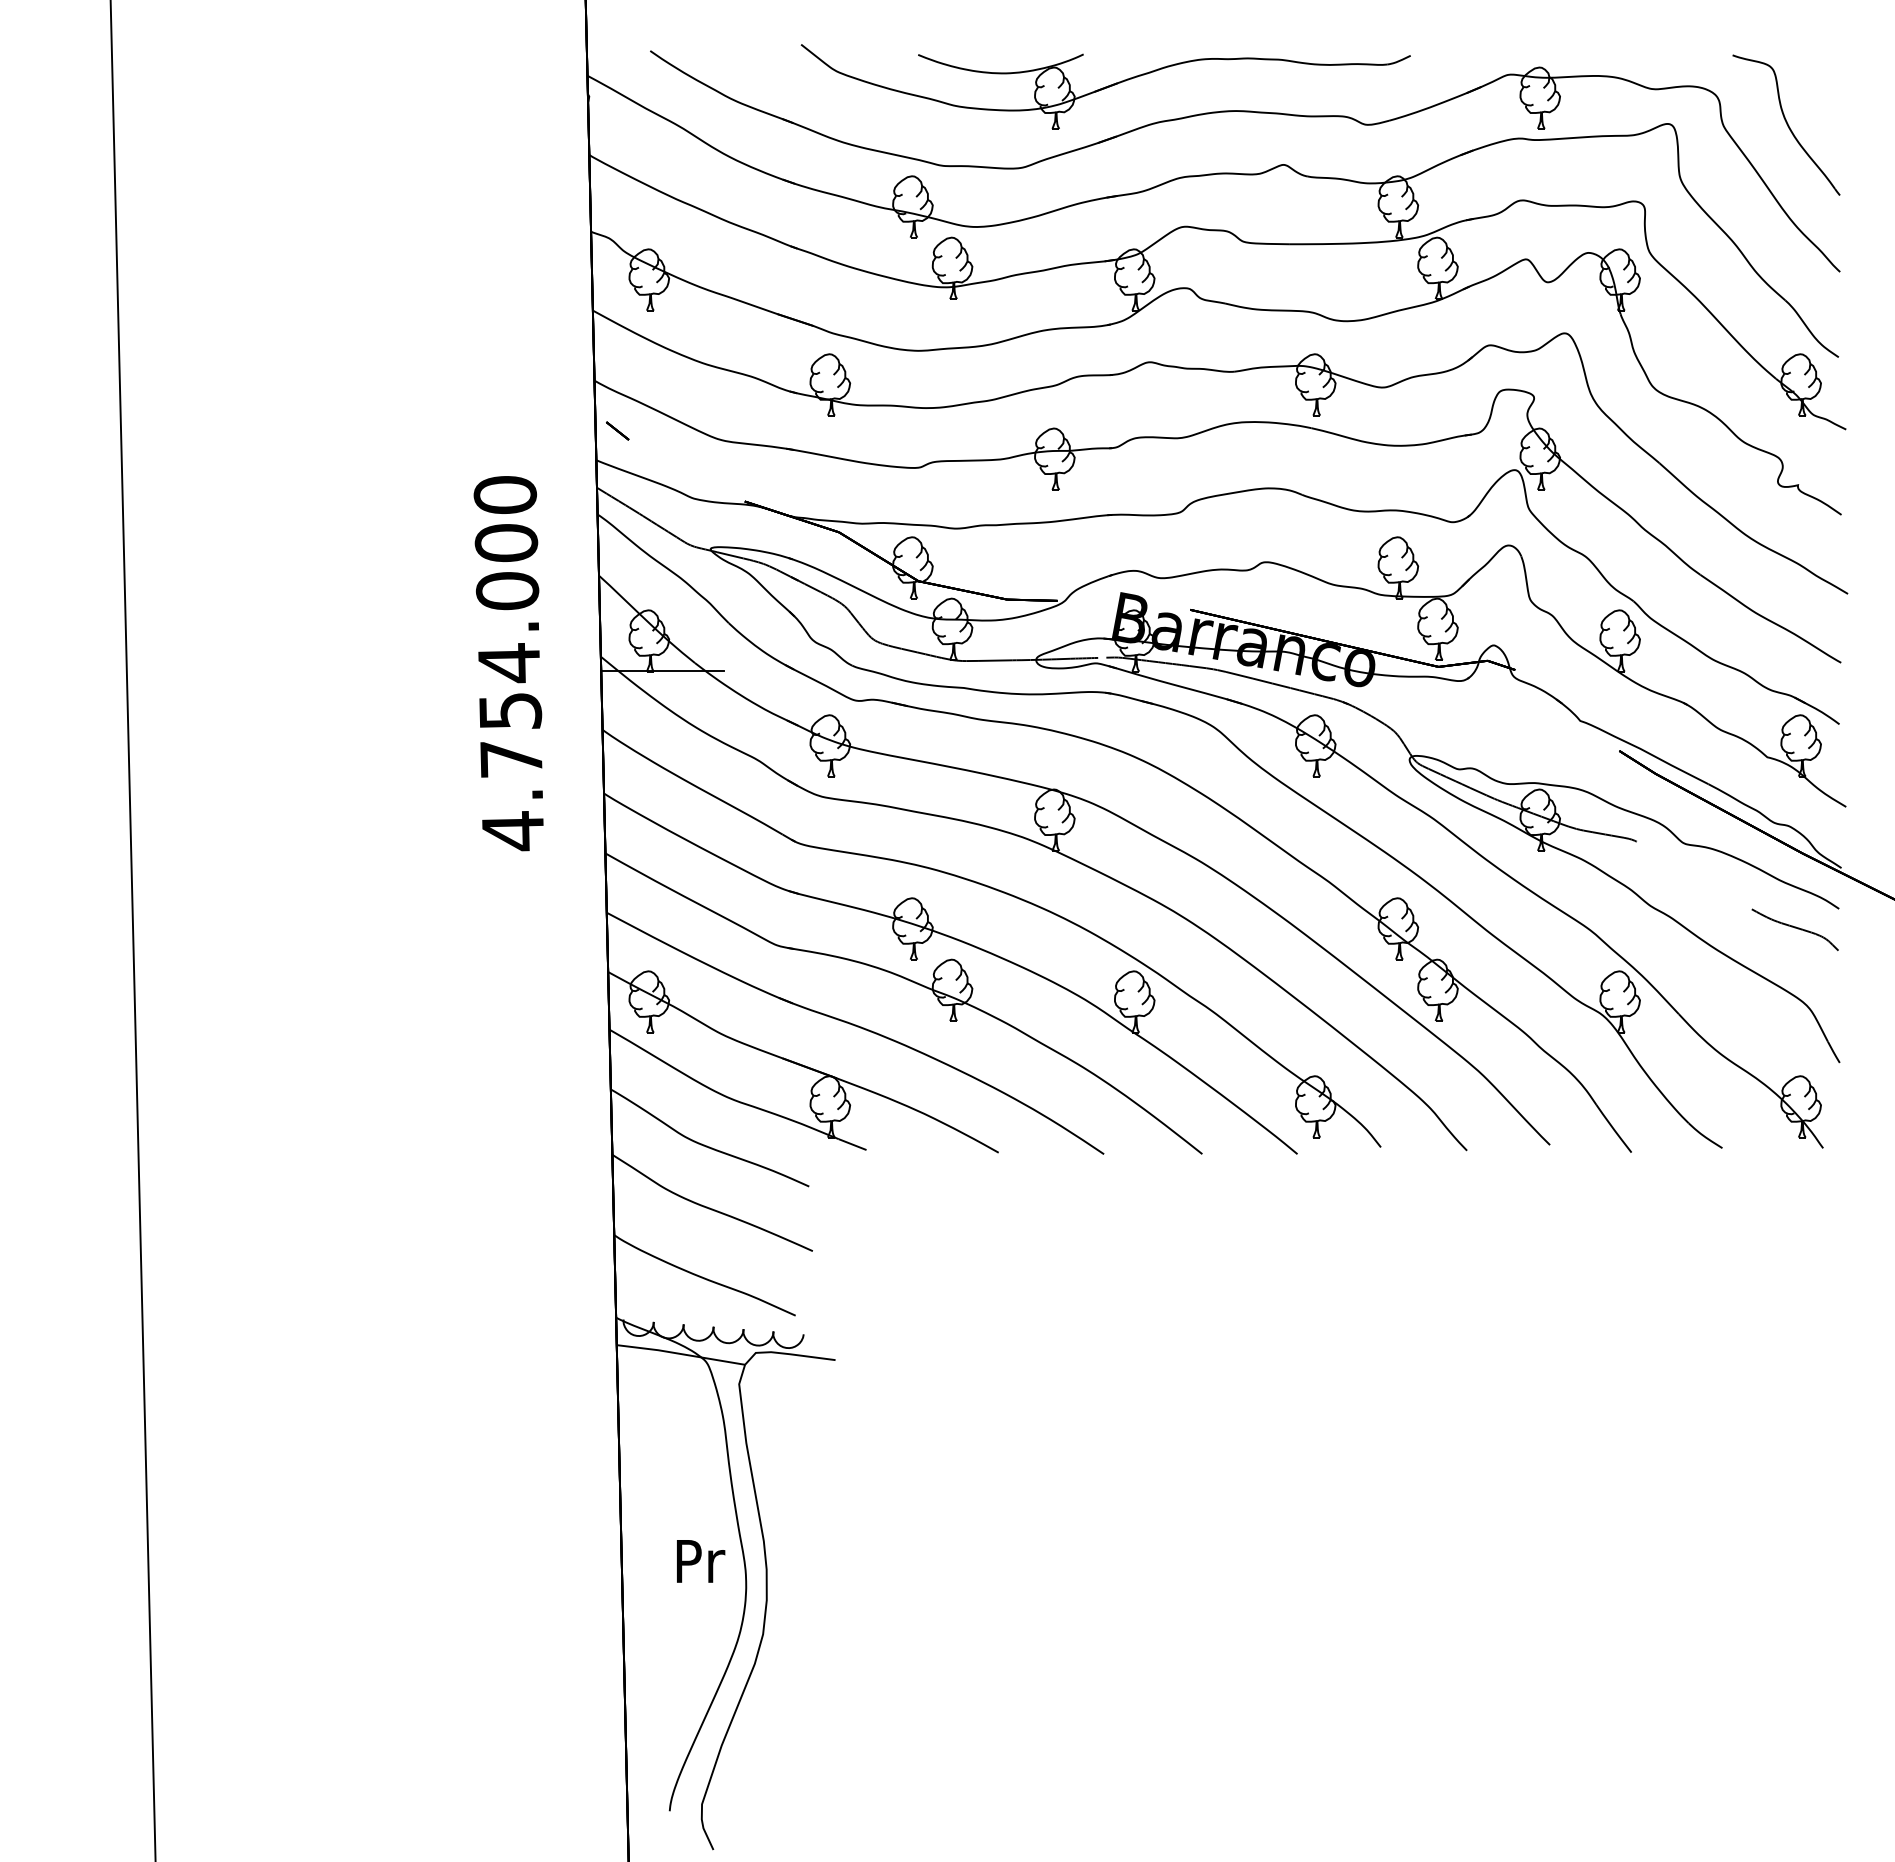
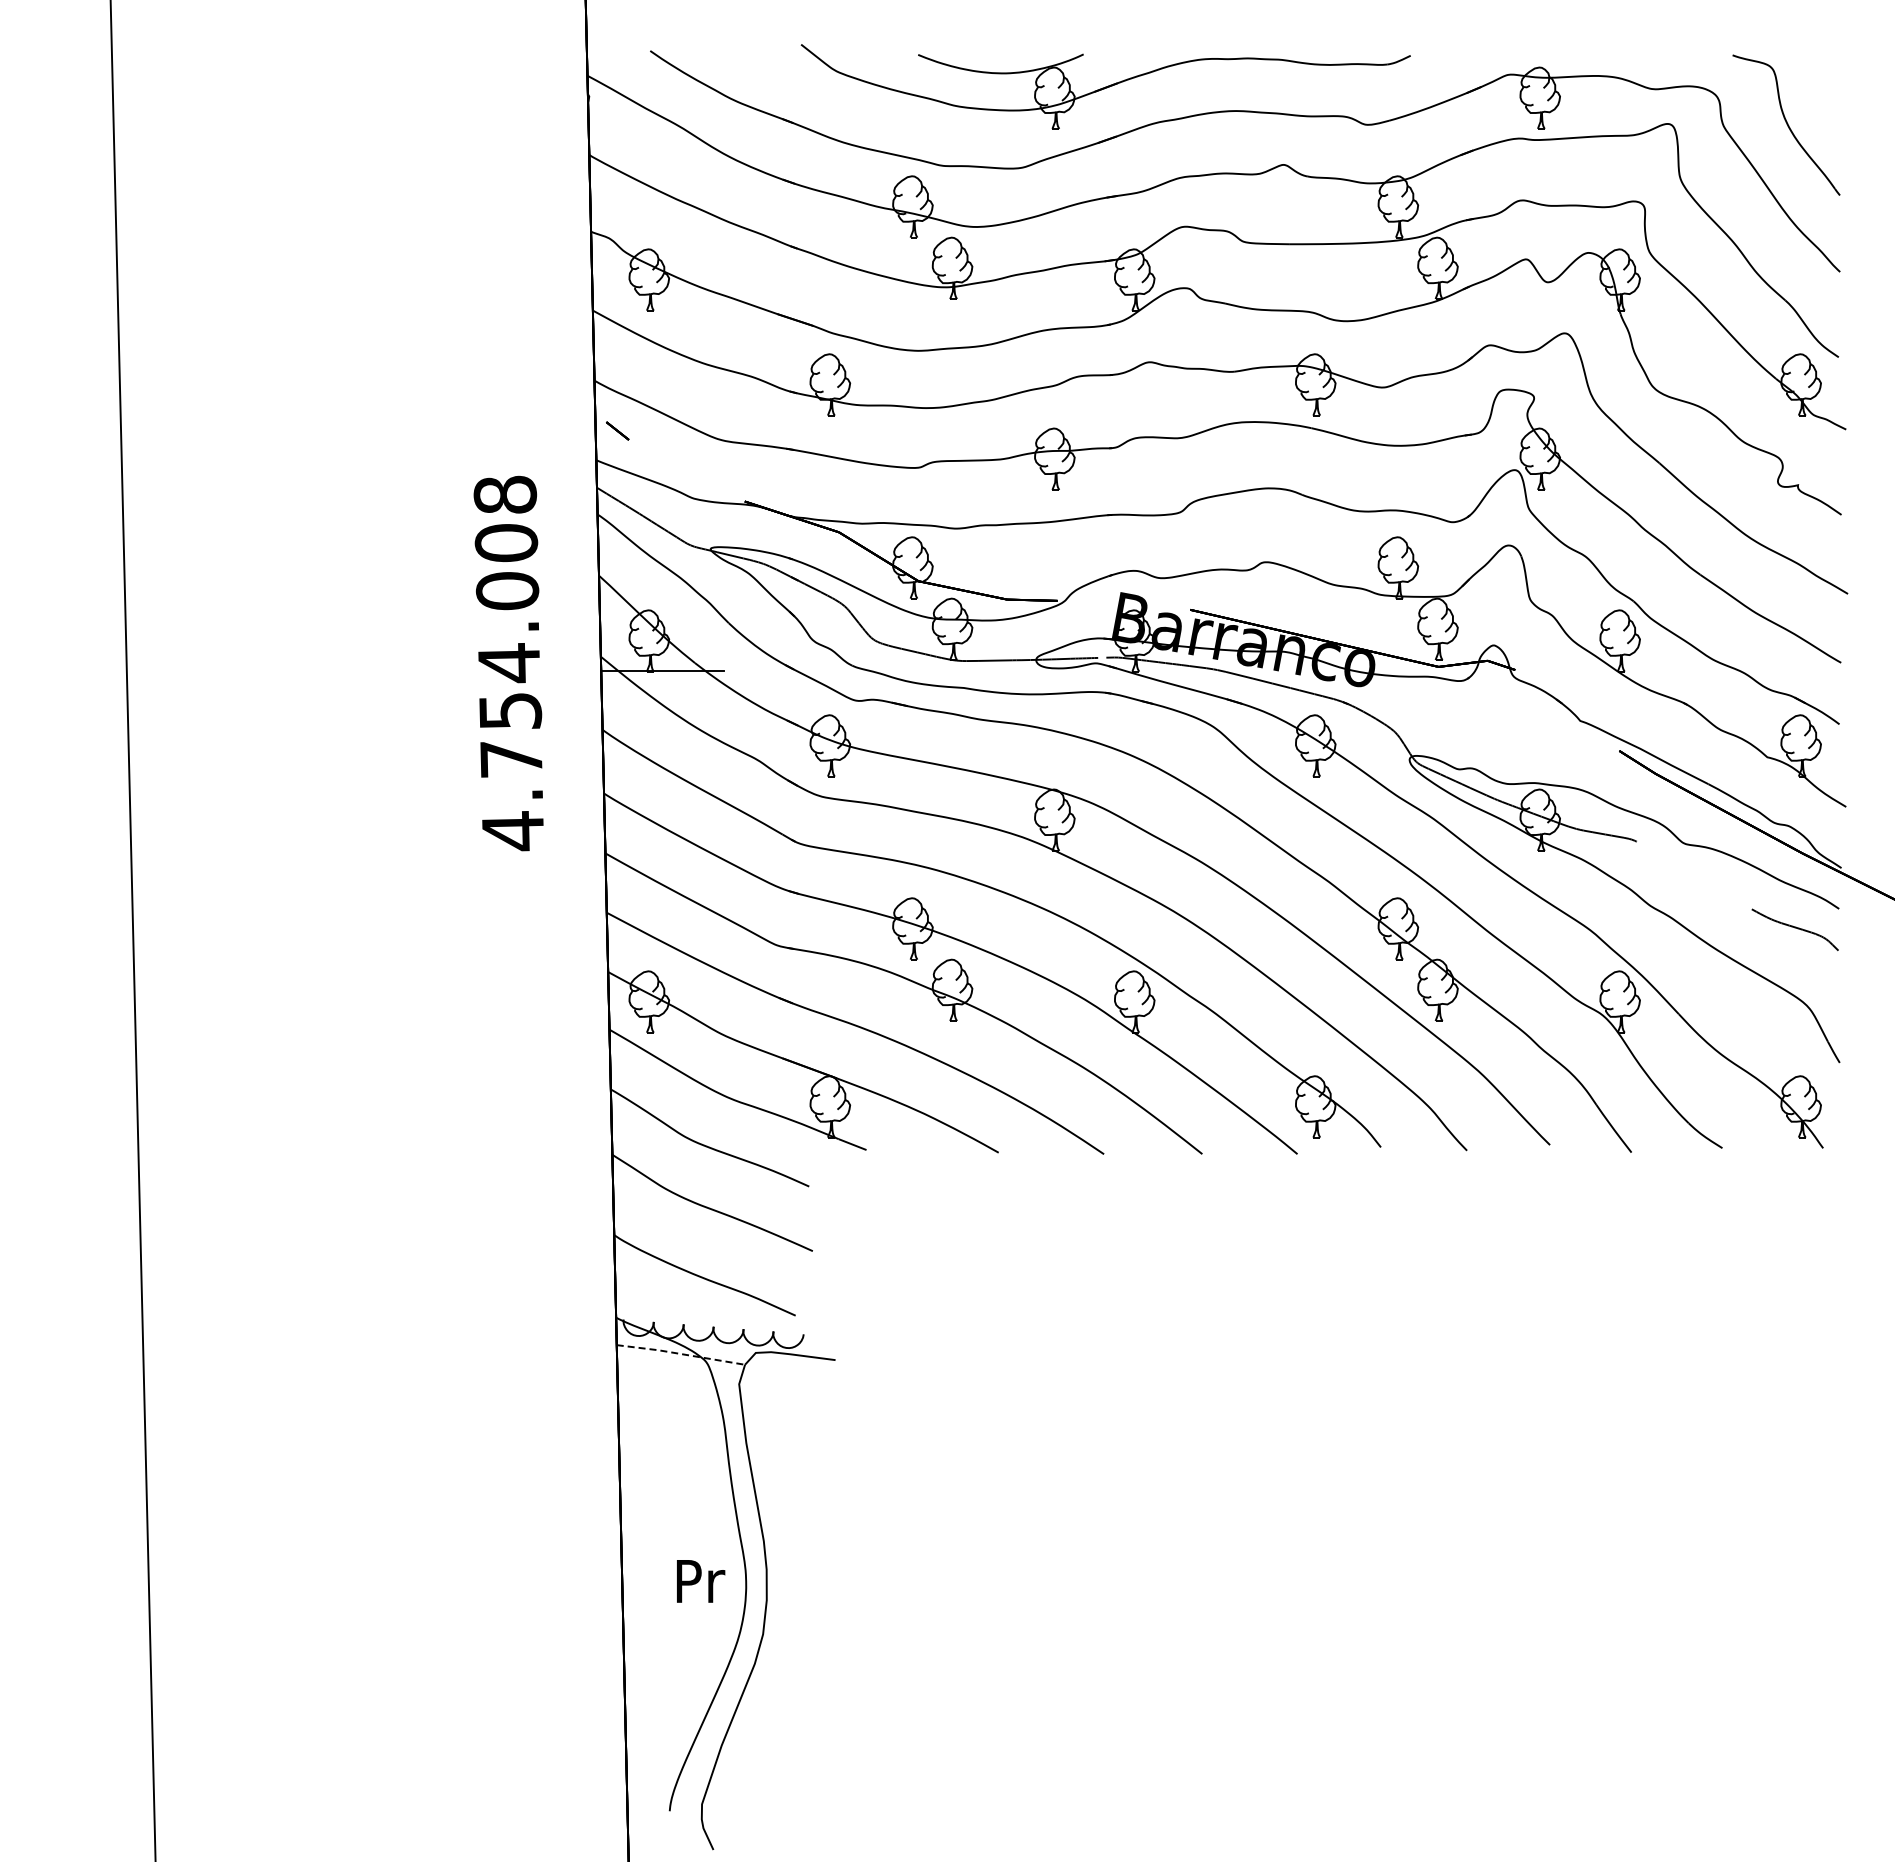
text: 4.754.000 -> 4.754.008 (504, 494)
line: solid -> dashed (680, 1354)
text position: (701, 1561) -> (701, 1581) (701, 1581)
